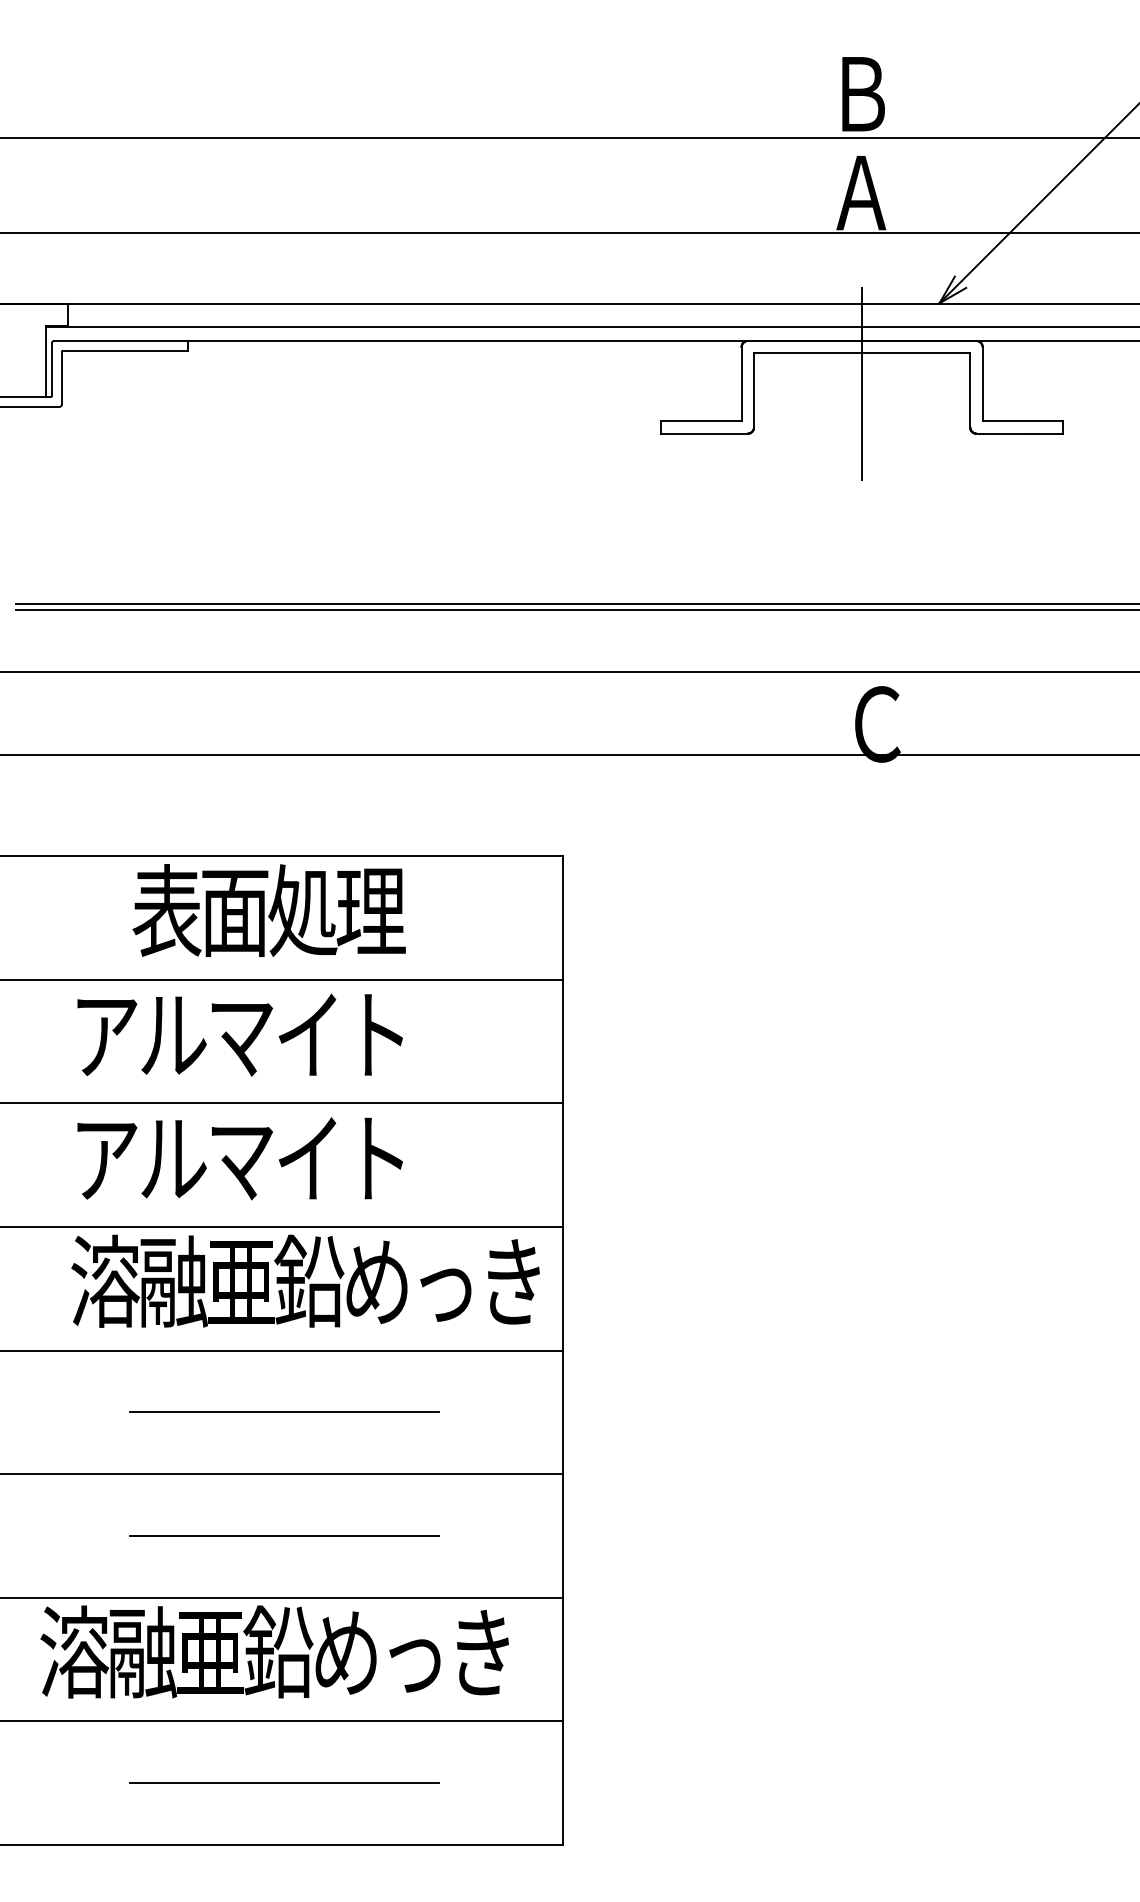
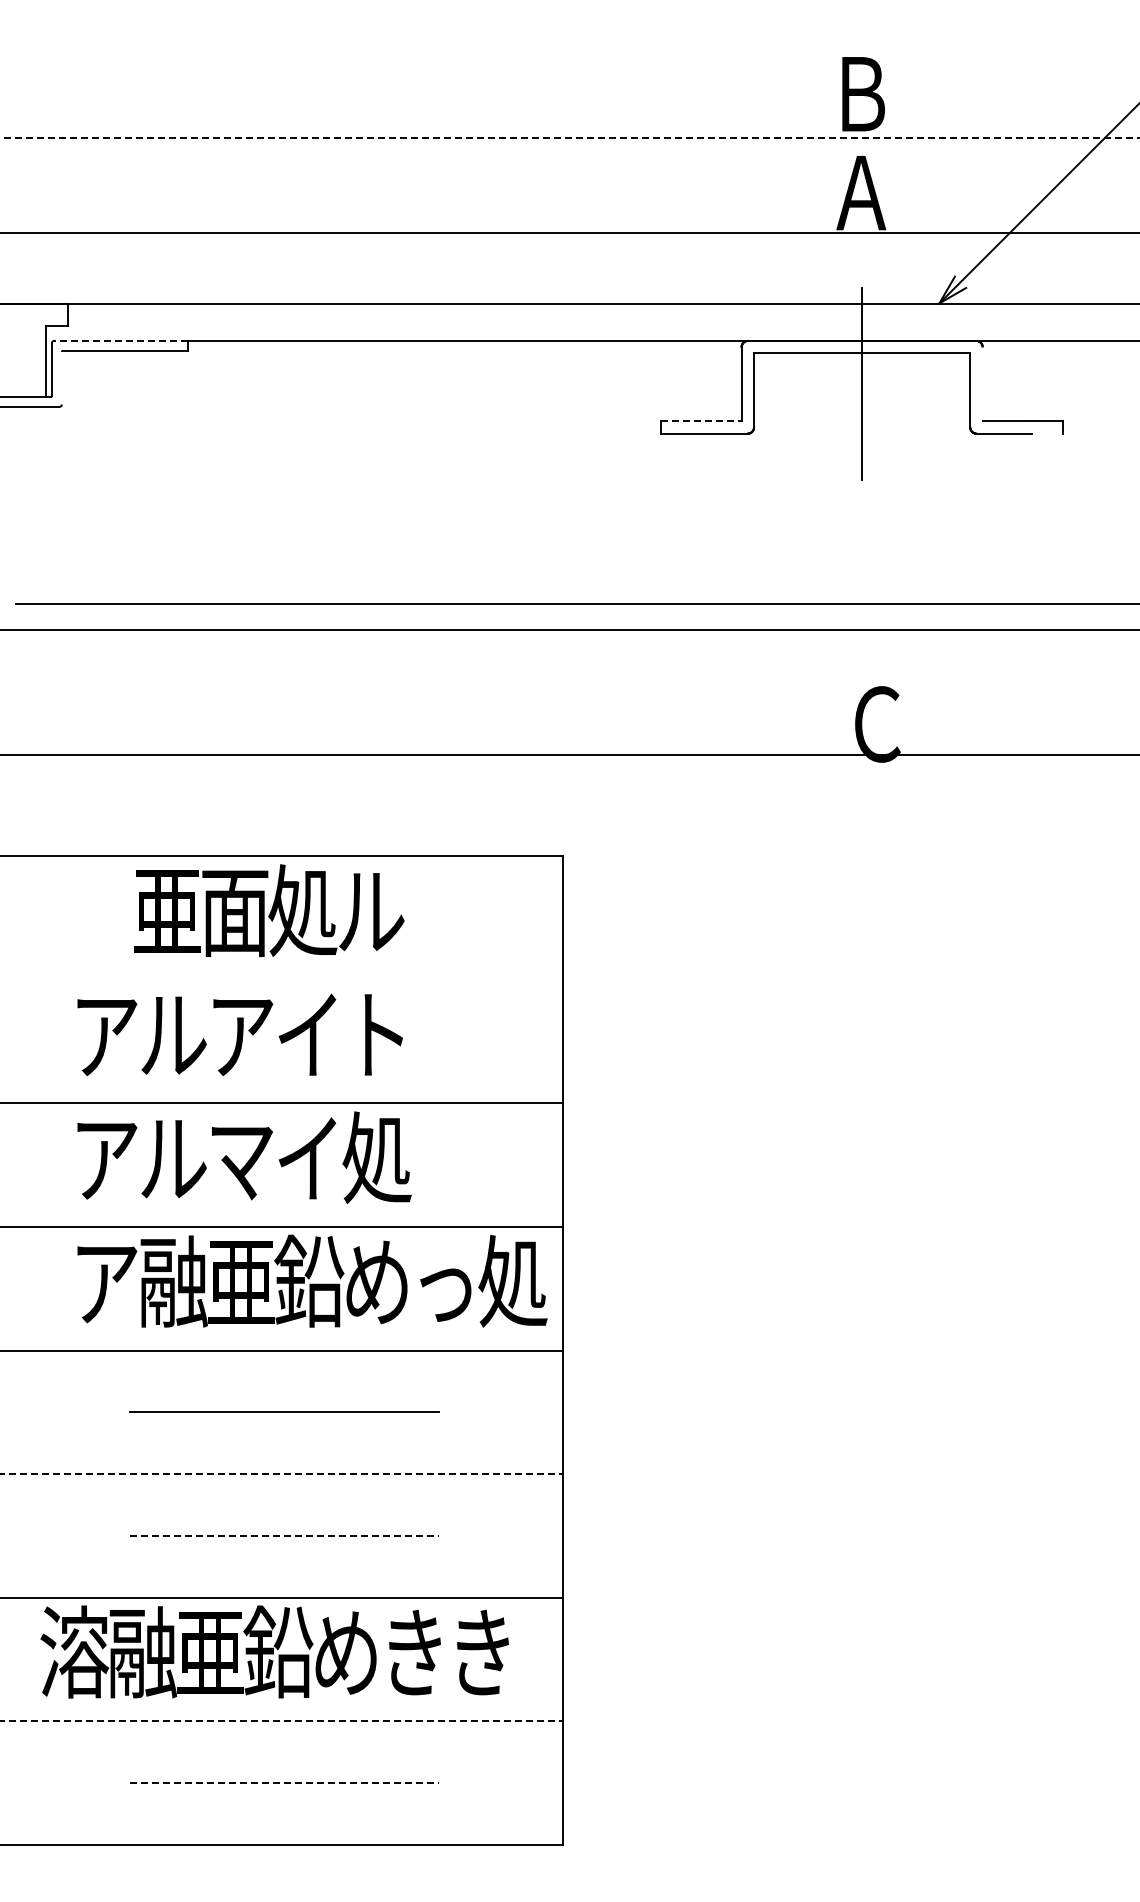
line: solid -> dashed (569, 137)
line: present -> none (591, 326)
line: solid -> dashed (121, 340)
line: present -> none (61, 377)
line: present -> none (982, 384)
line: solid -> dashed (701, 421)
line: present -> none (1047, 433)
line: present -> none (576, 610)
line position: (569, 672) -> (569, 630) (569, 630)
text: 表 -> 亜 (166, 910)
text: 理 -> ル (370, 910)
line: present -> none (282, 979)
text: マ -> ア (242, 1037)
text: ト -> 処 (376, 1157)
text: 溶 -> ア (105, 1280)
text: き -> 処 (512, 1281)
line: solid -> dashed (281, 1474)
line: solid -> dashed (285, 1535)
text: っ -> き (414, 1652)
line: solid -> dashed (281, 1721)
line: solid -> dashed (285, 1783)
